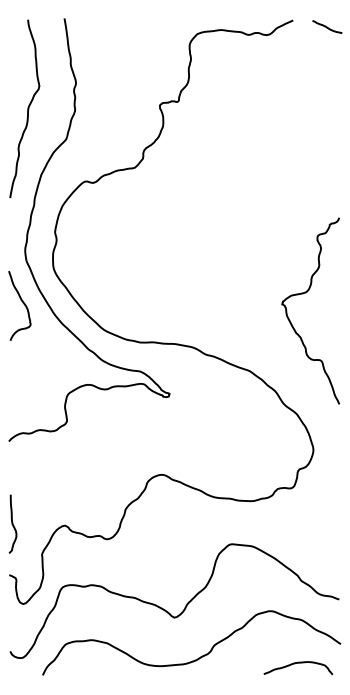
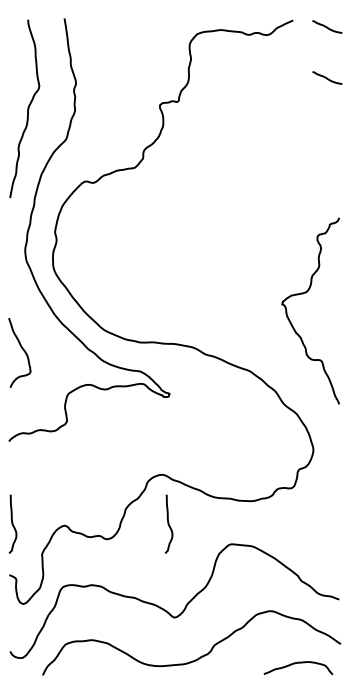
curve: none -> present (327, 77)
curve position: (23, 304) -> (23, 351) (23, 351)
curve: none -> present (168, 523)
